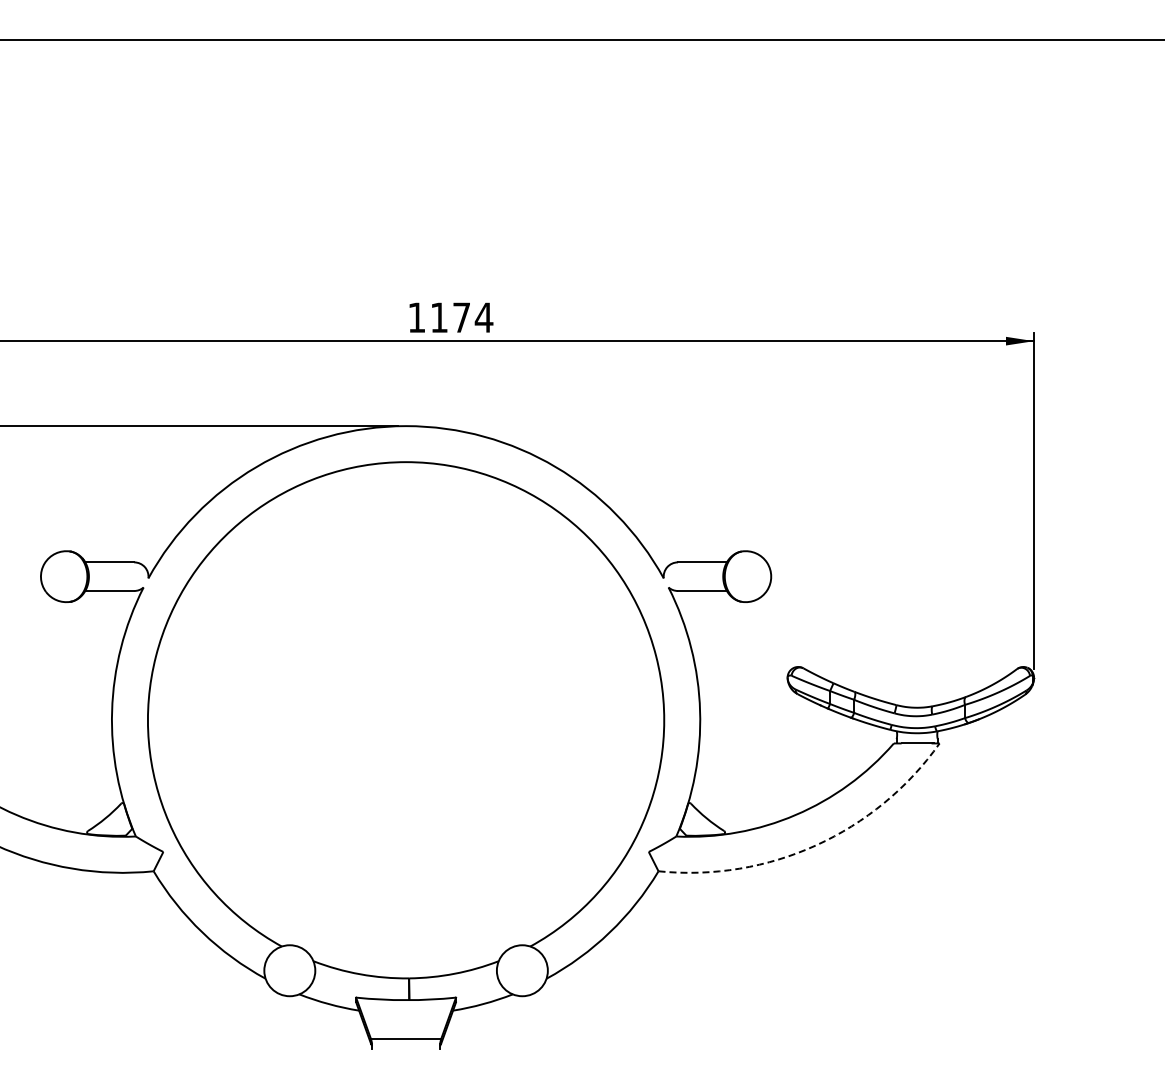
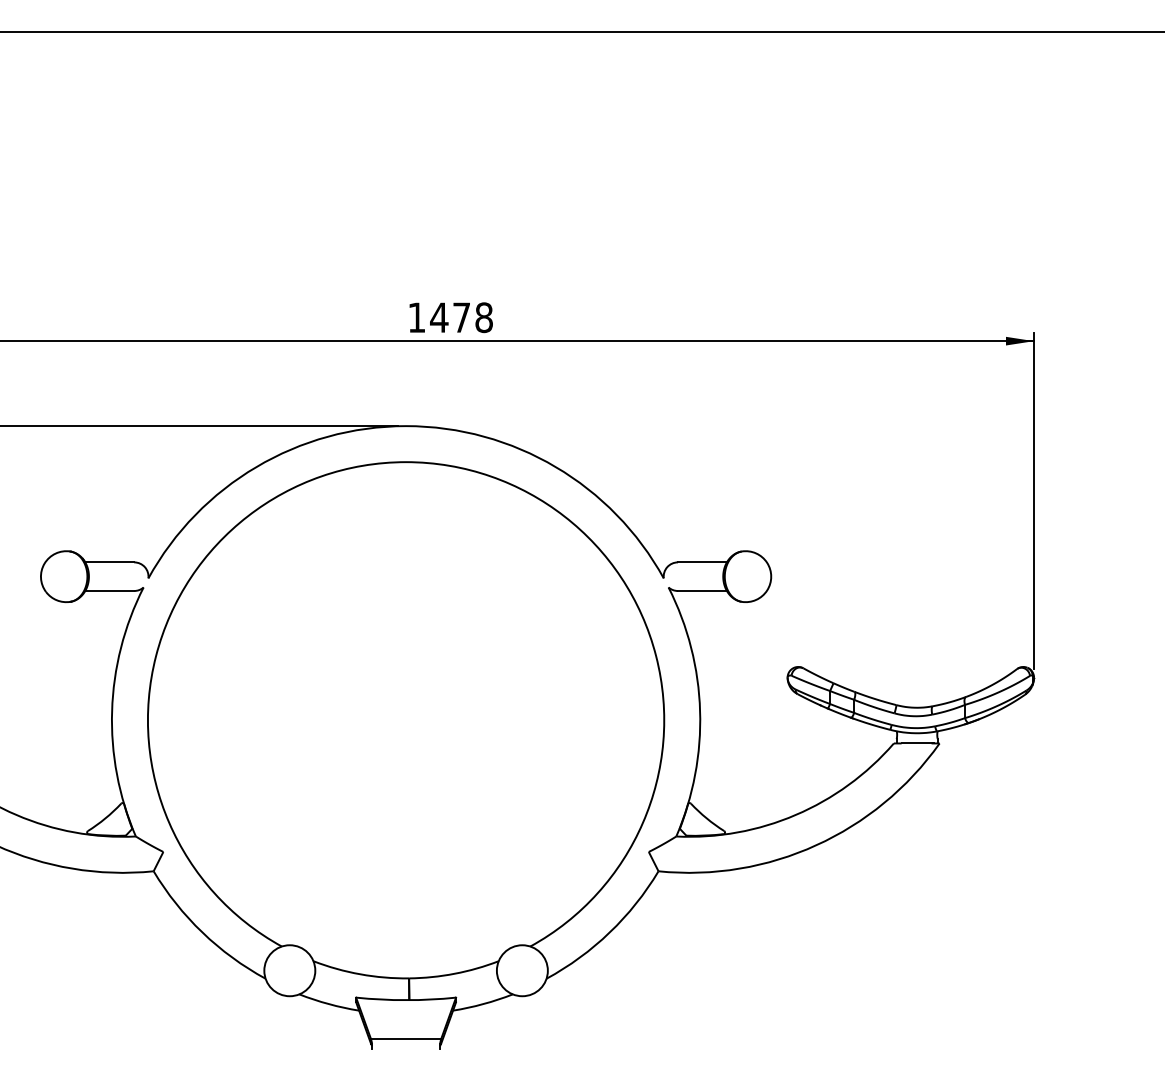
line position: (581, 40) -> (581, 32) (581, 32)
text: 1174 -> 1478 (461, 317)
arc: dashed -> solid (816, 845)
